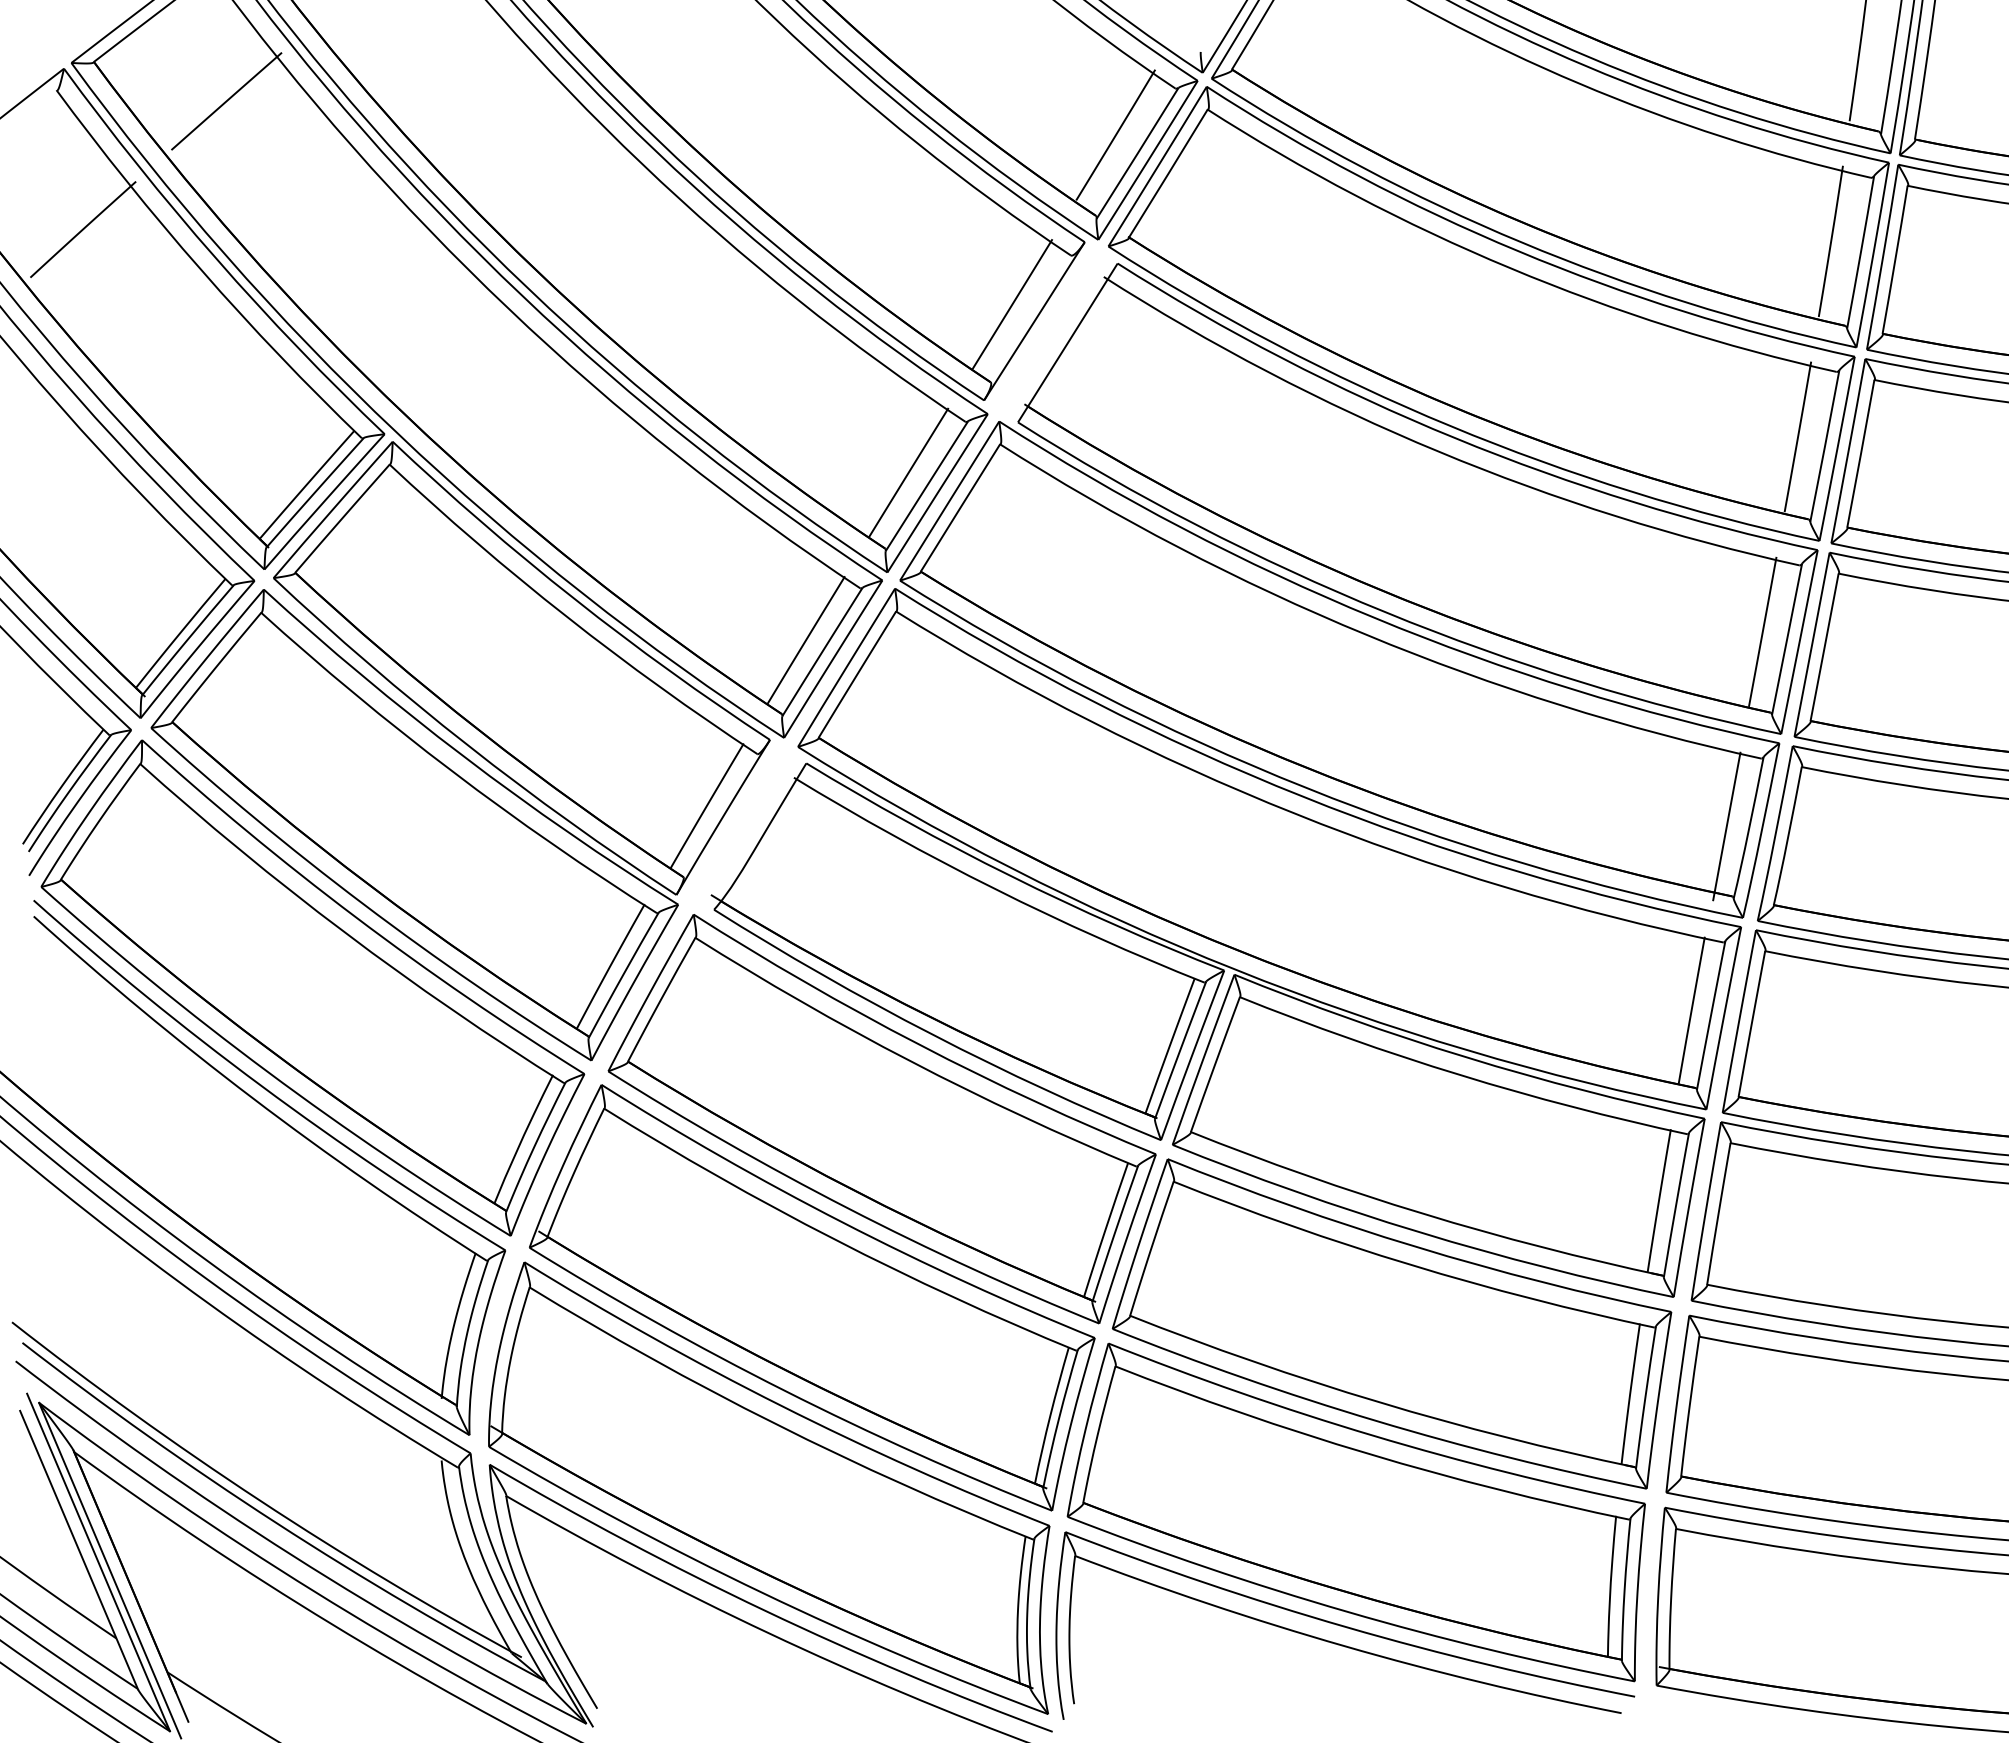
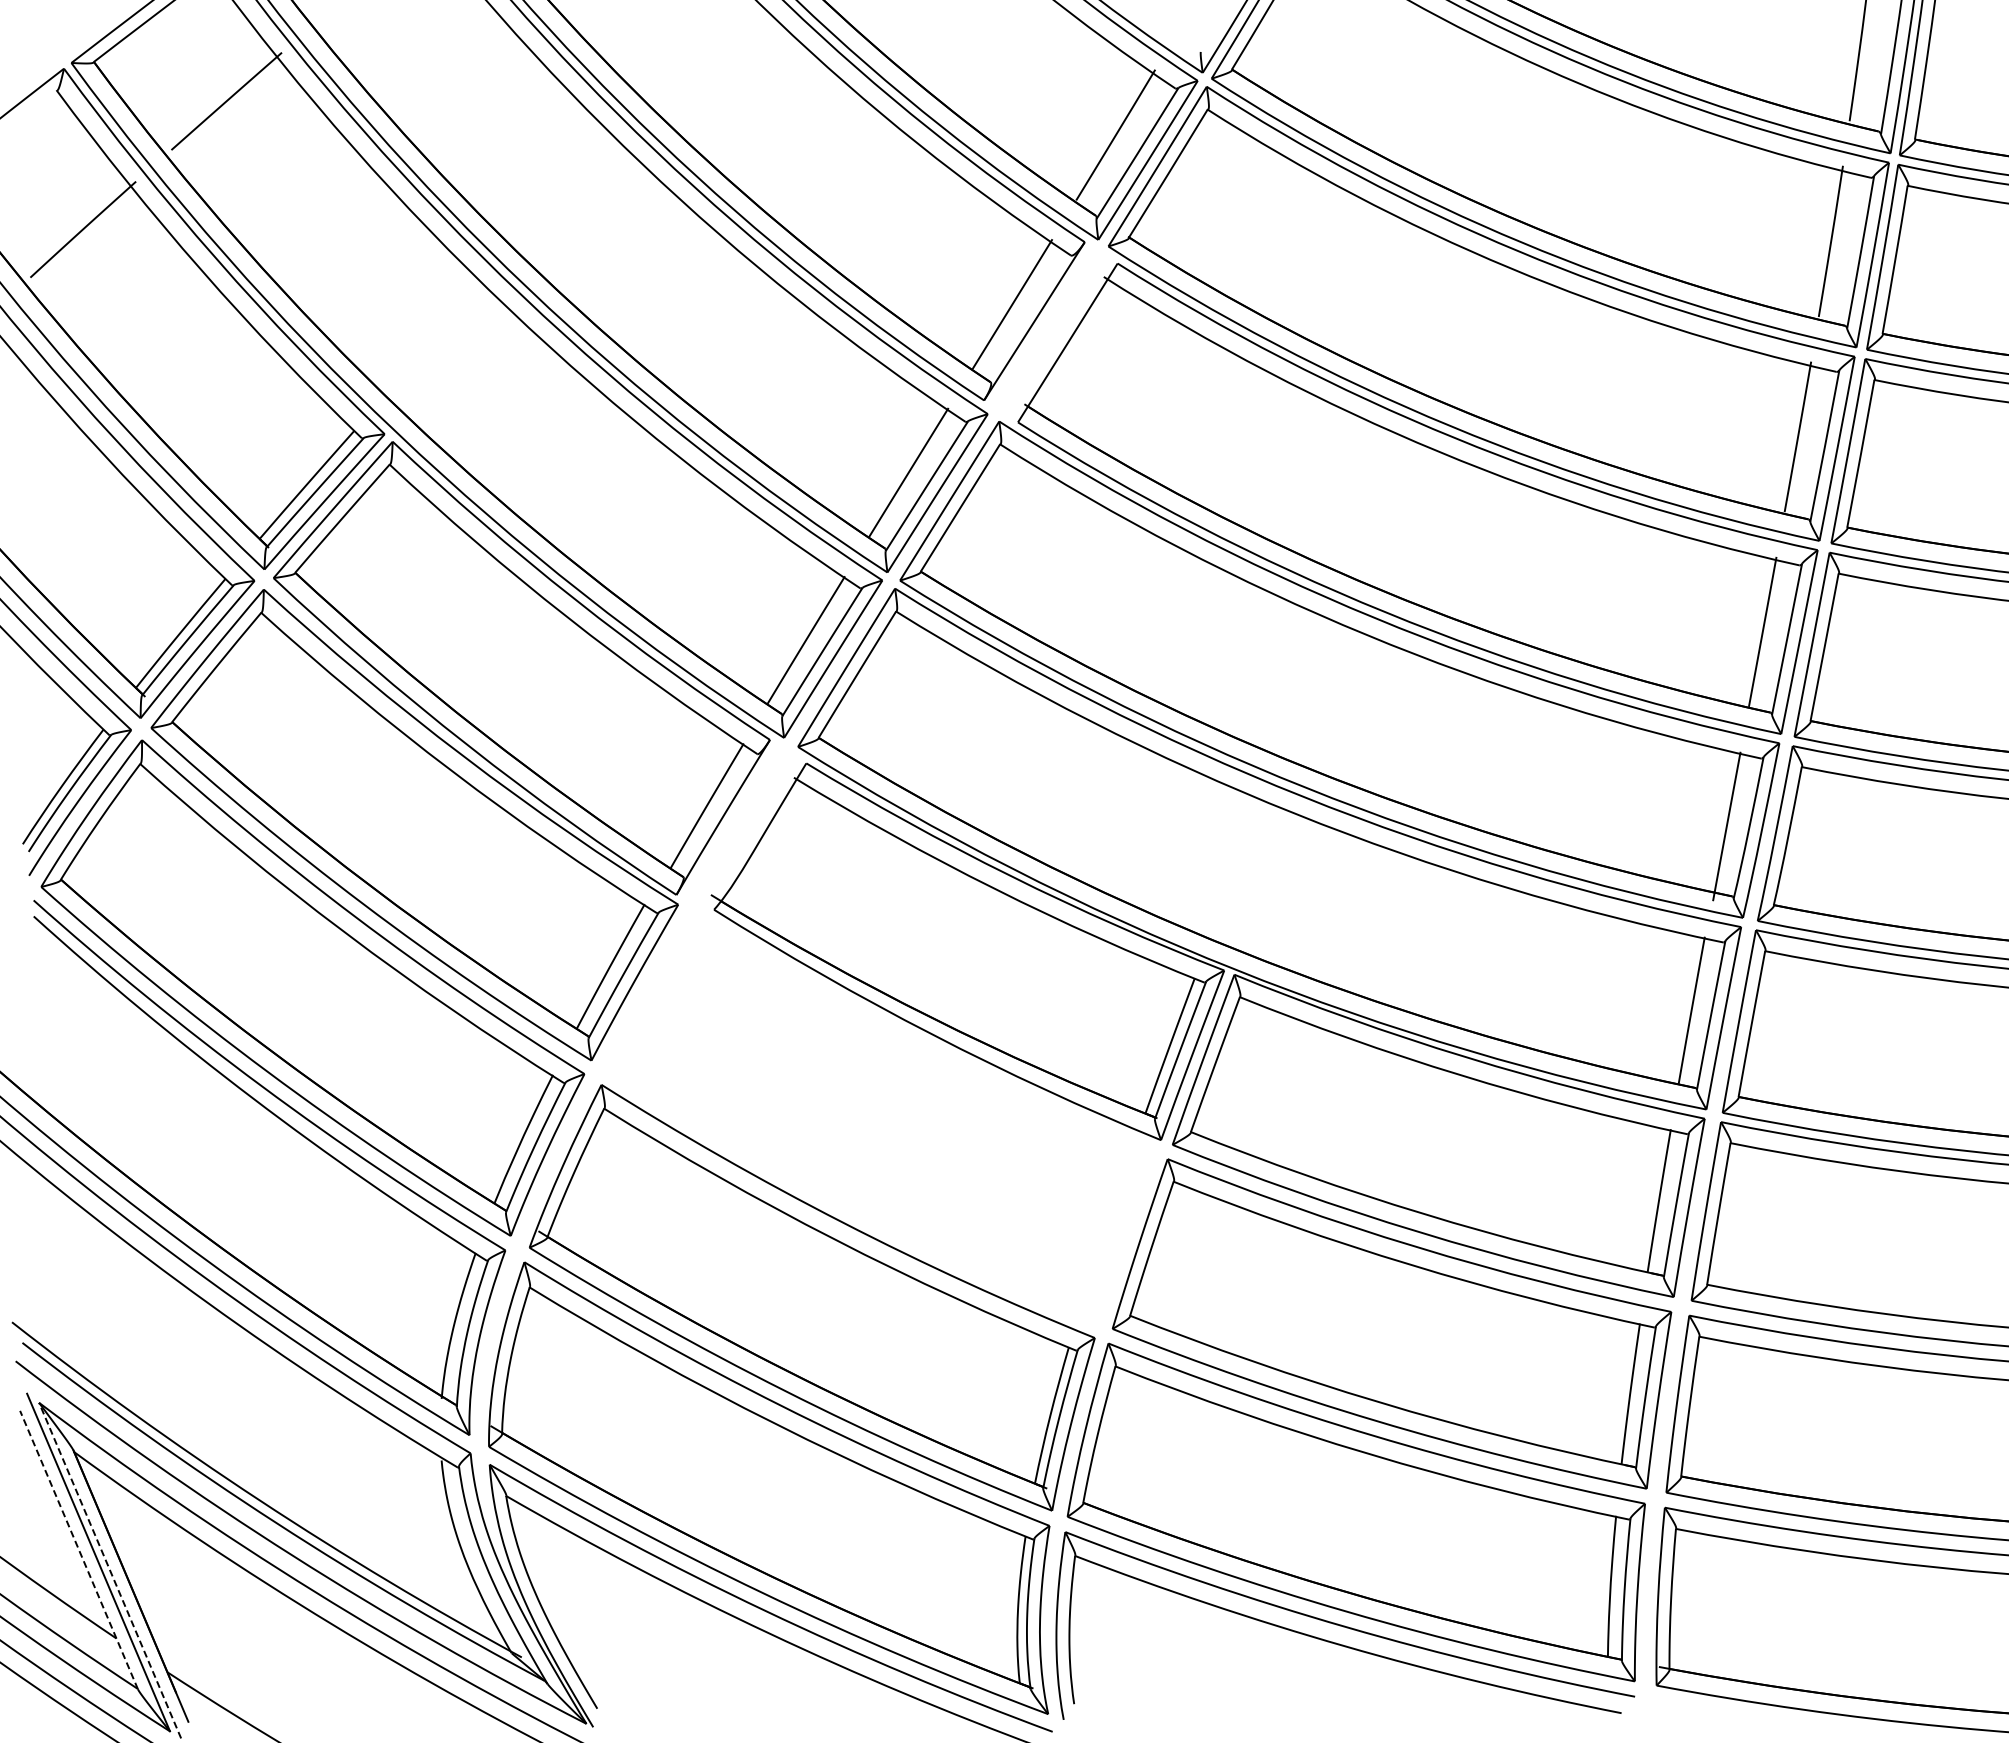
part: present -> none (881, 1119)
line: solid -> dashed (78, 1549)
line: solid -> dashed (109, 1570)
